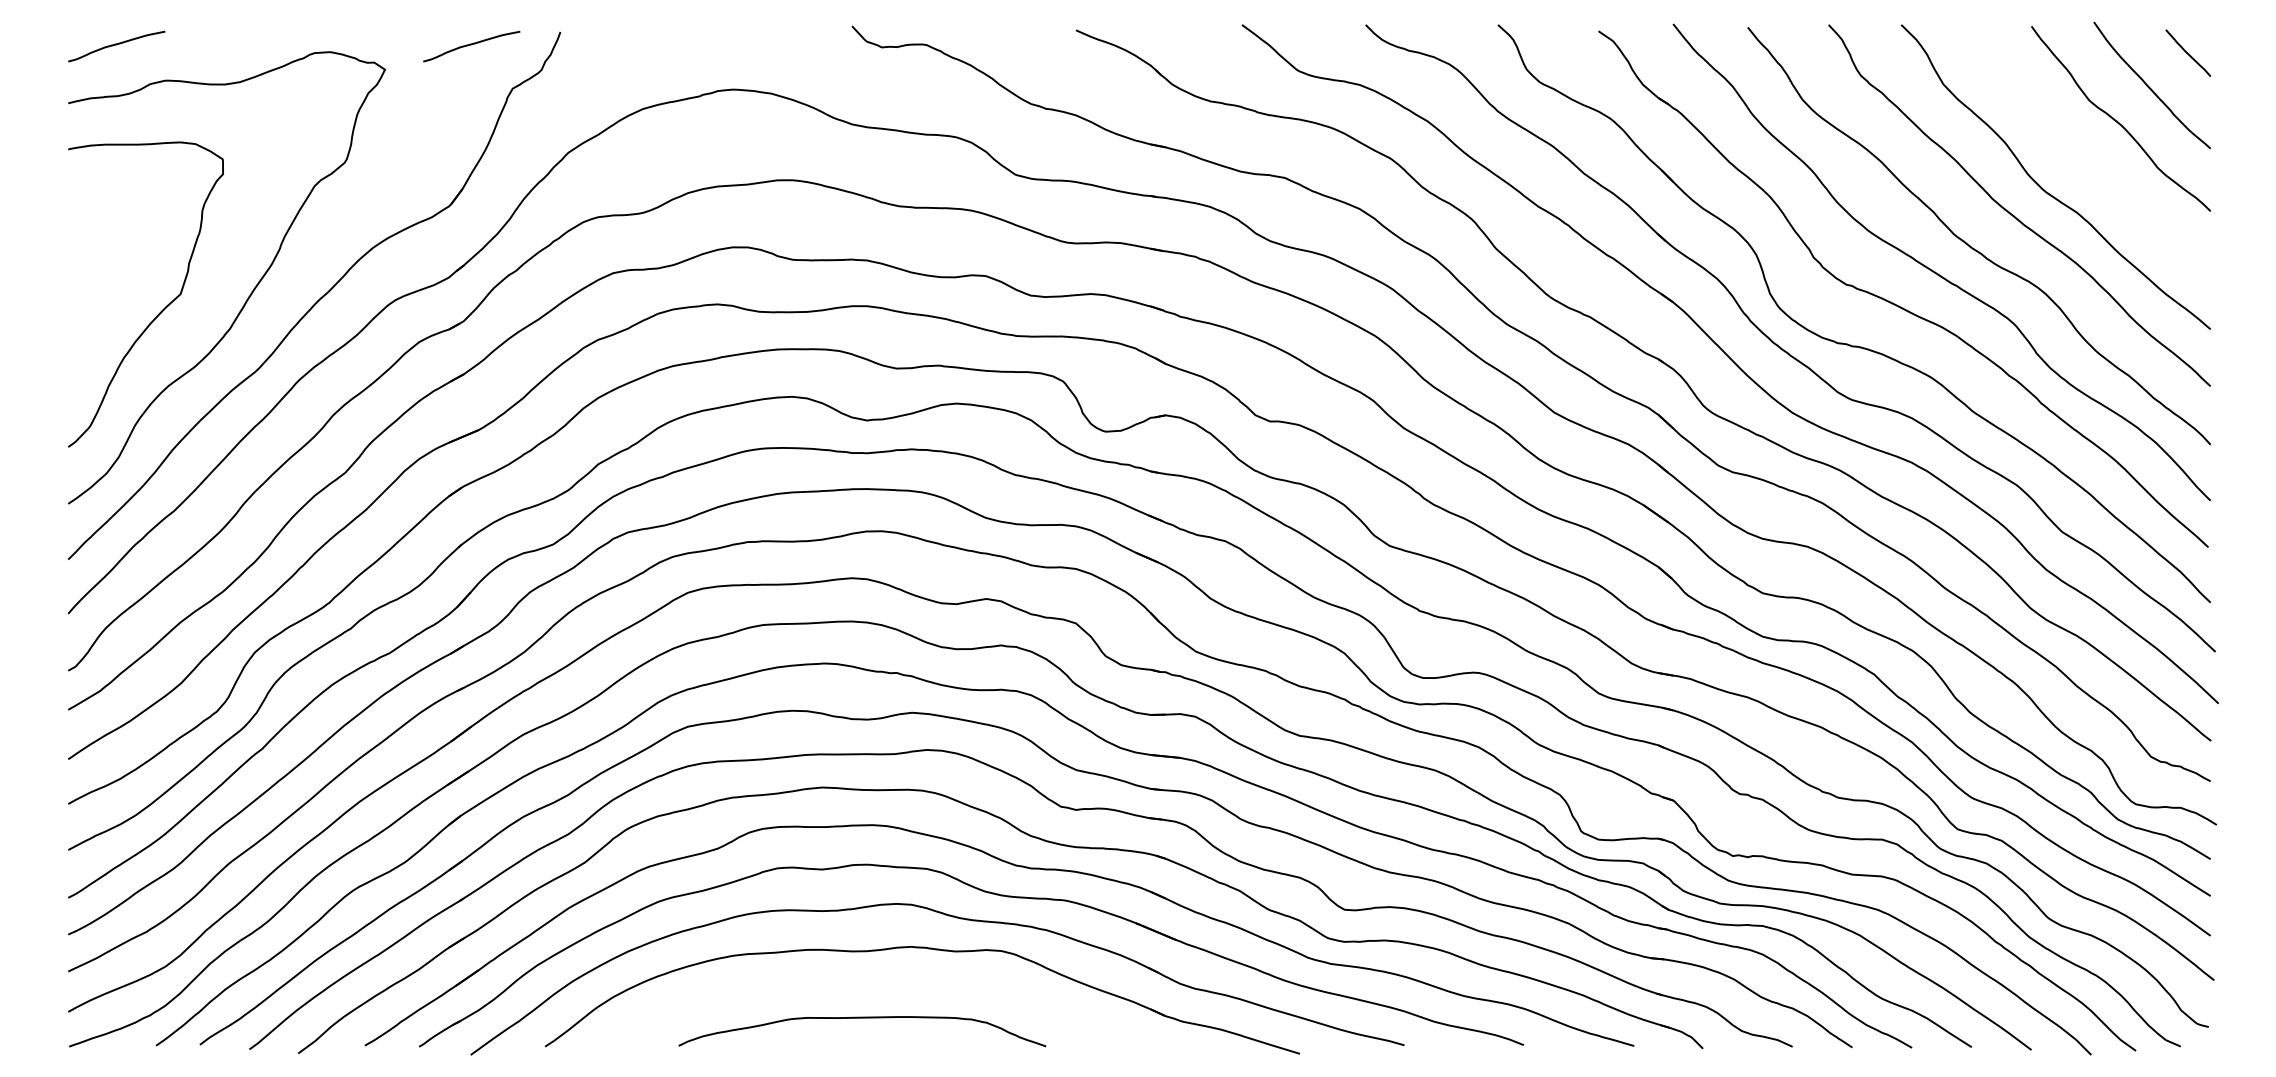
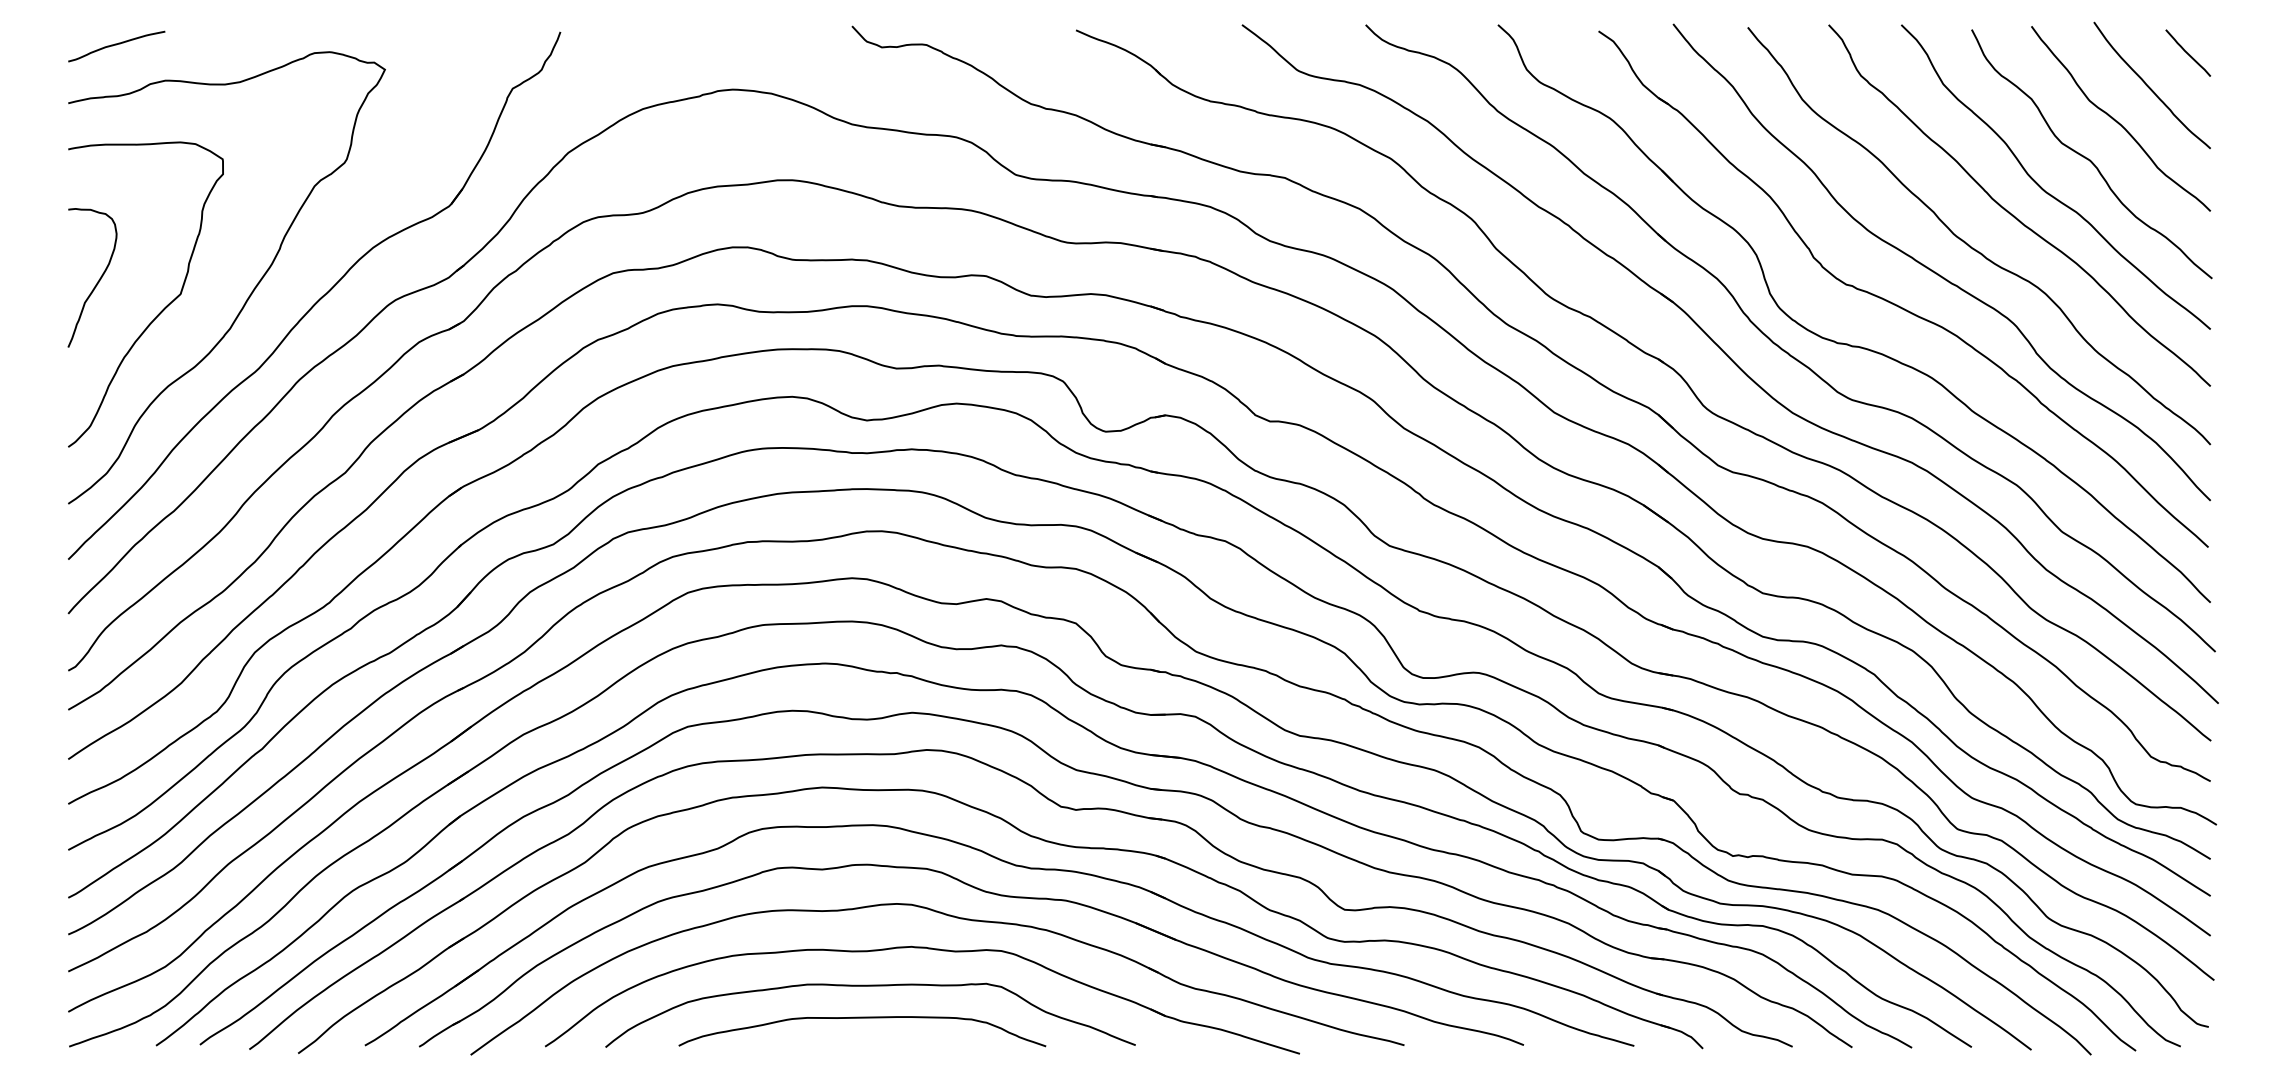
curve: present -> none (471, 45)
curve: none -> present (2087, 157)
curve: none -> present (97, 281)
curve: none -> present (870, 986)
